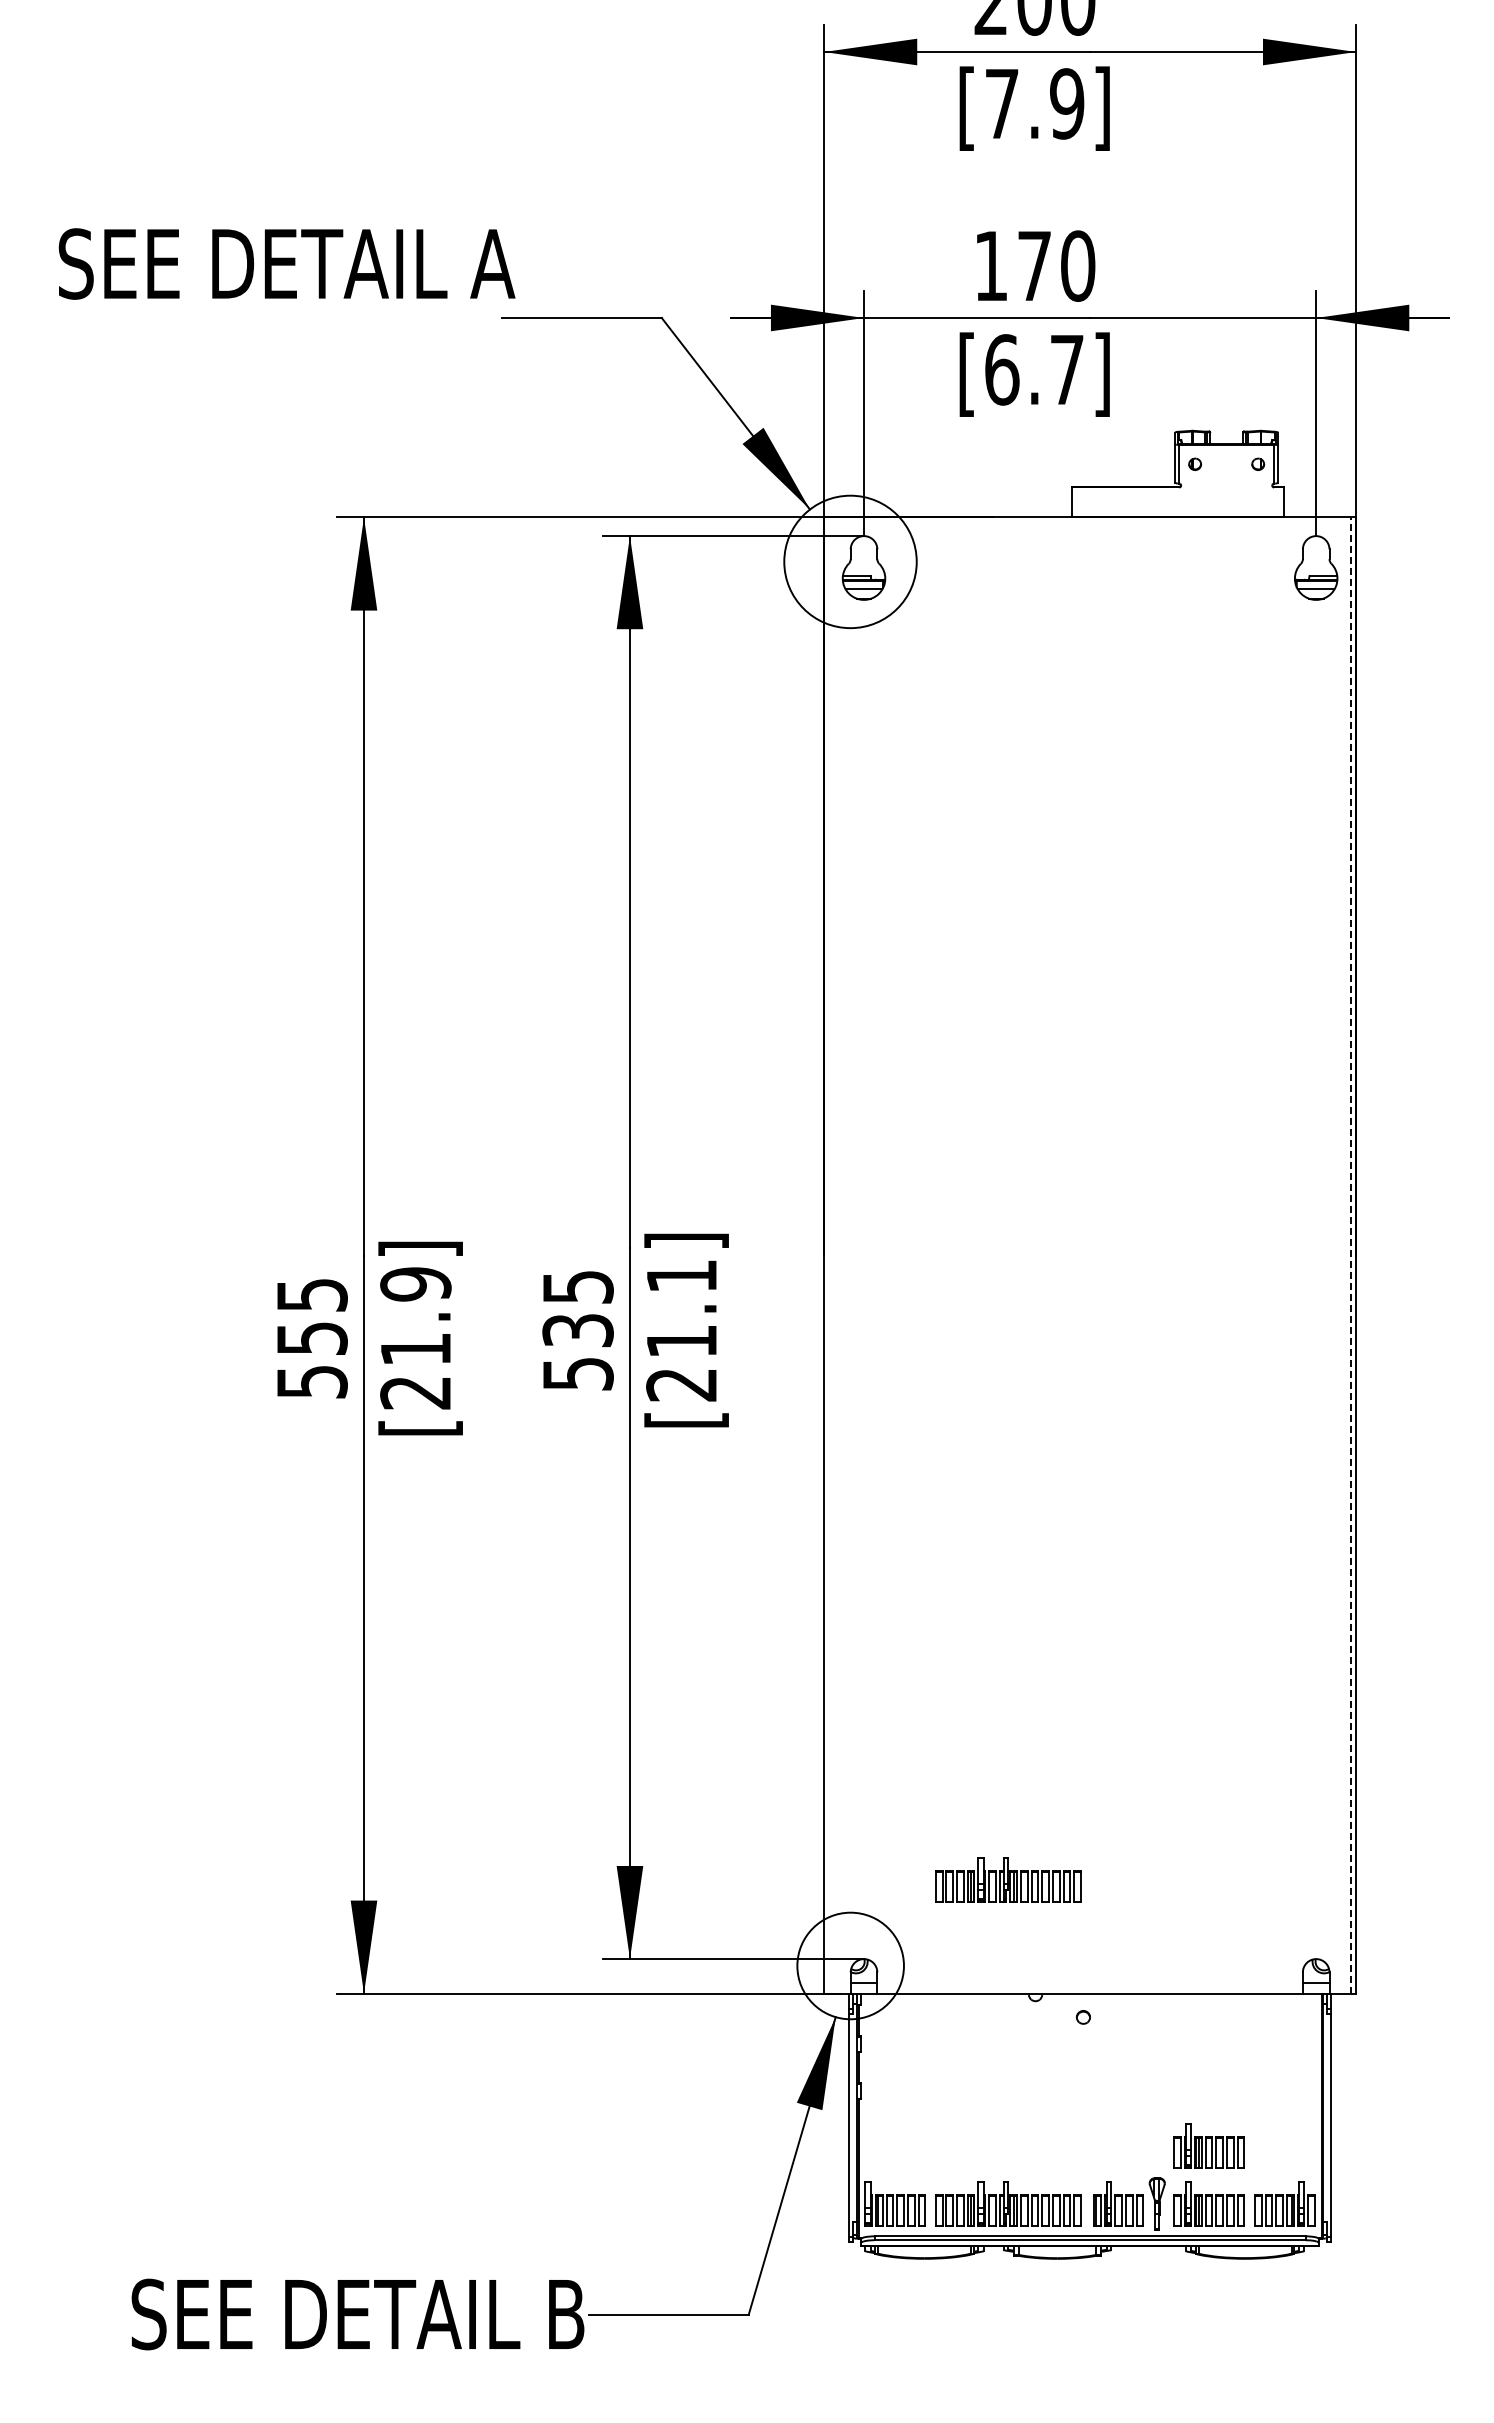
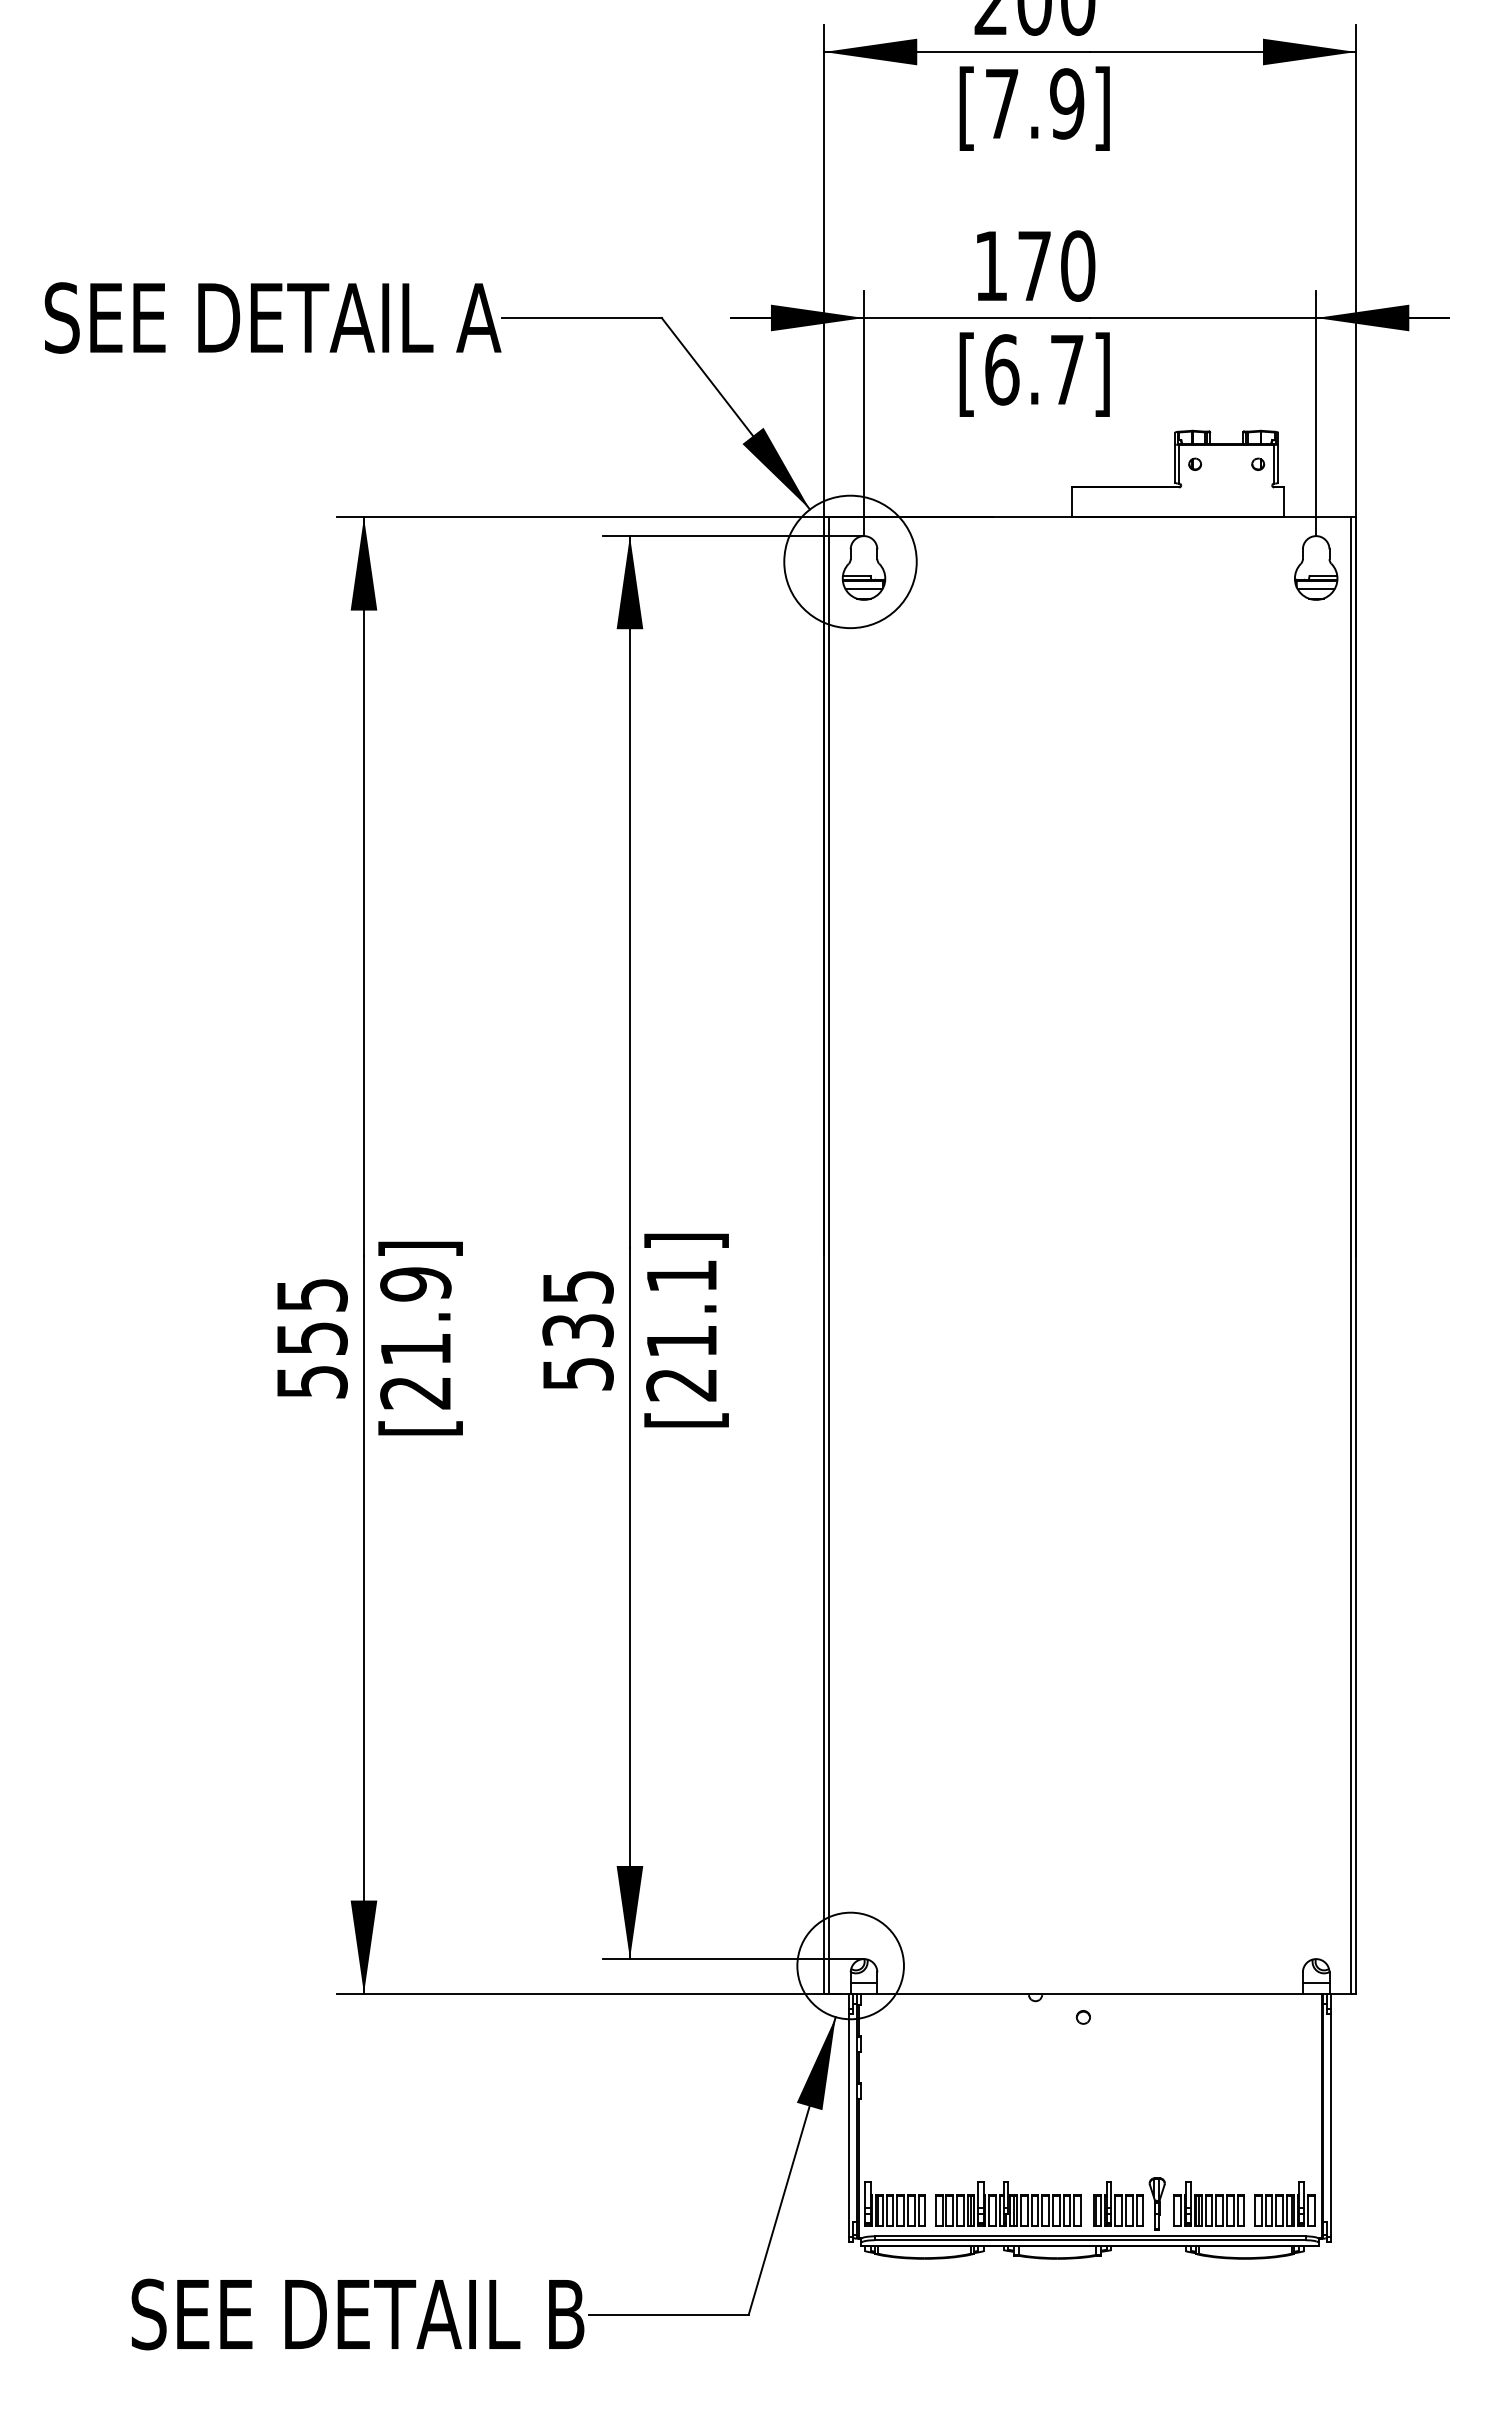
text position: (286, 263) -> (272, 317) (272, 317)
line: none -> present (829, 1255)
line: dashed -> solid (1350, 1255)
part: present -> none (1008, 1879)
part: present -> none (1208, 2145)
